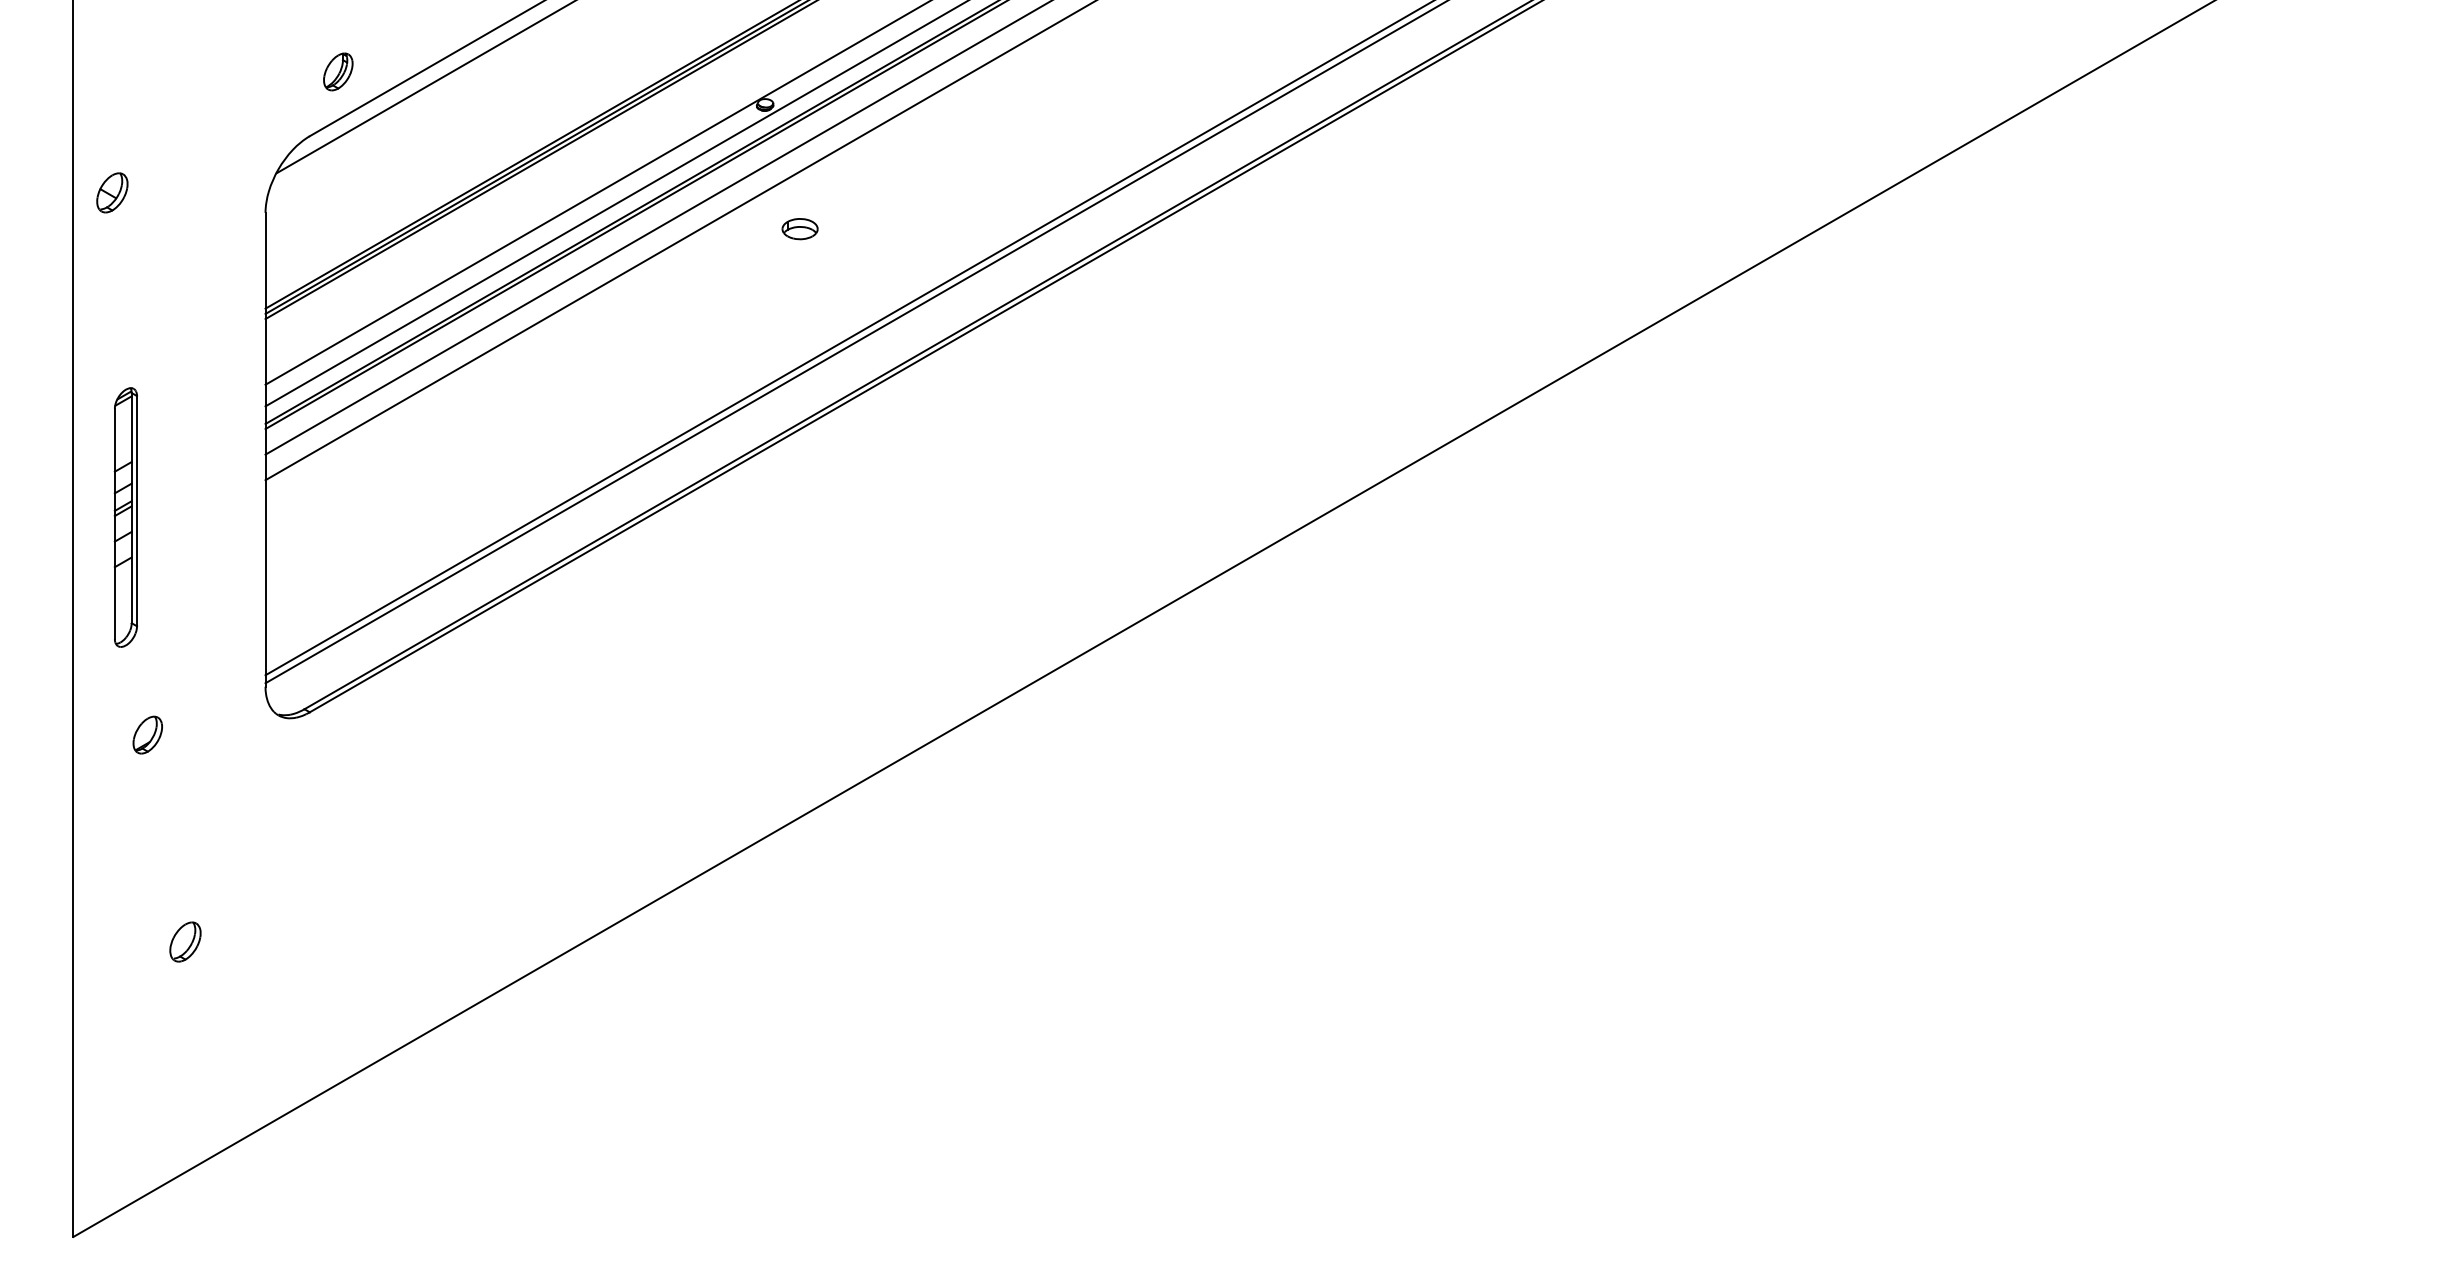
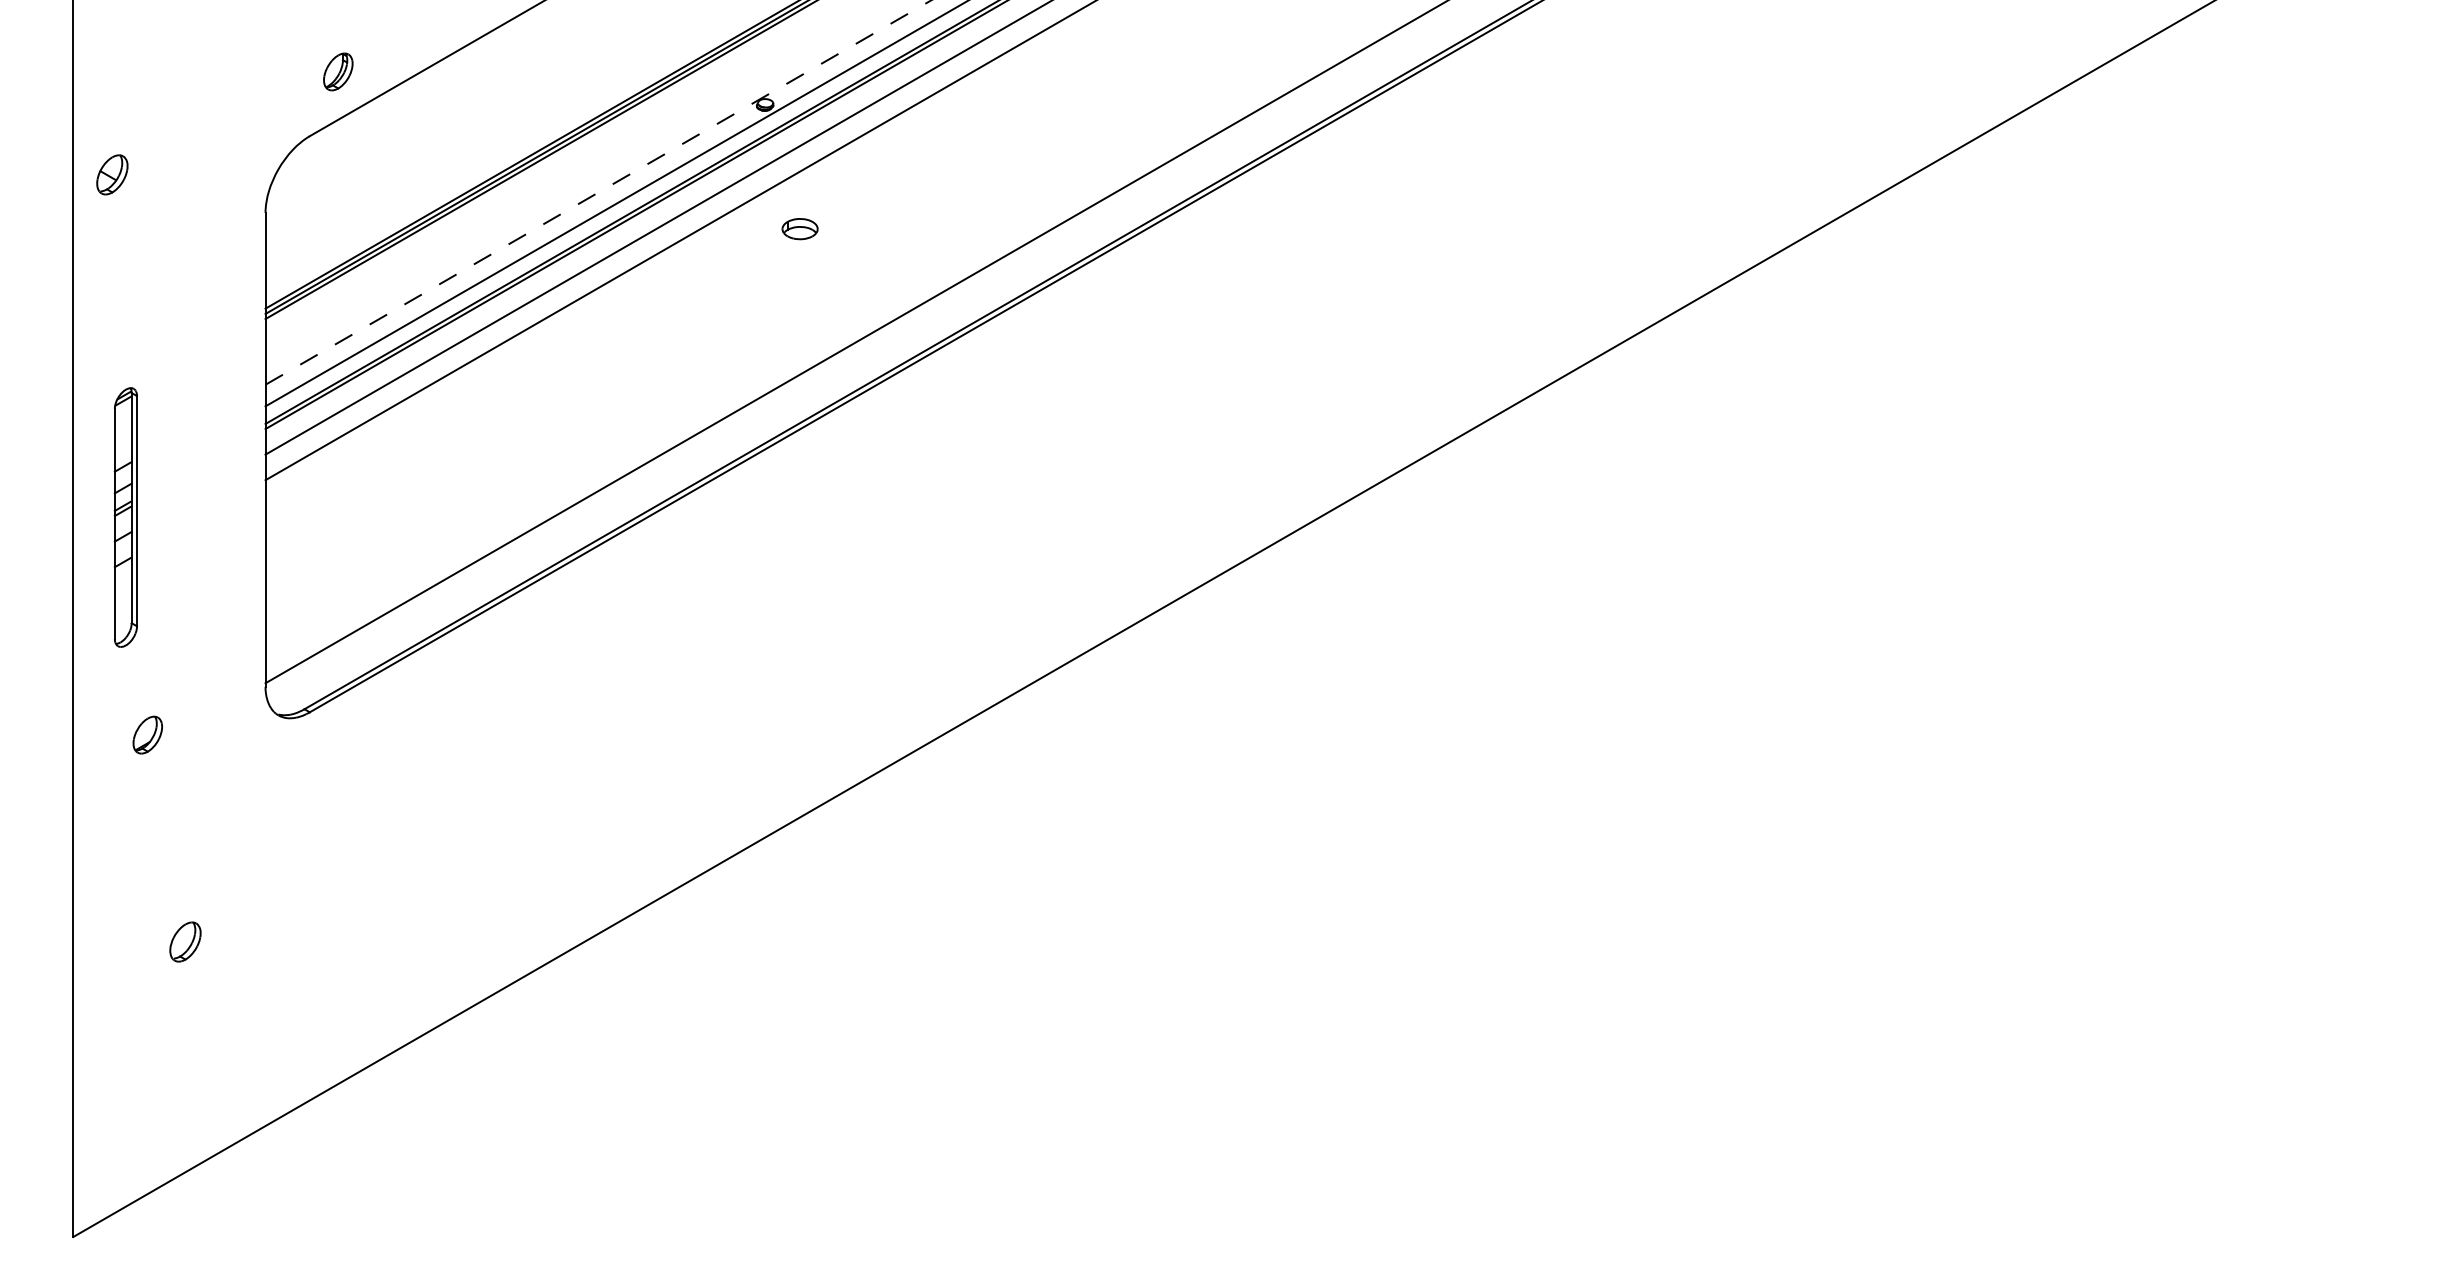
line: present -> none (424, 87)
part position: (112, 192) -> (112, 174) (112, 174)
line: solid -> dashed (598, 192)
line: present -> none (847, 338)
